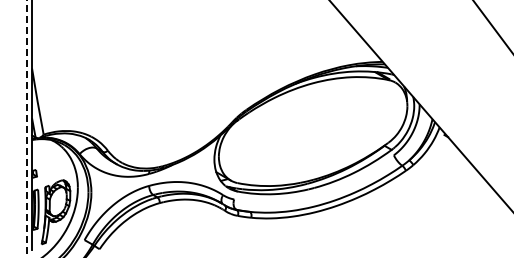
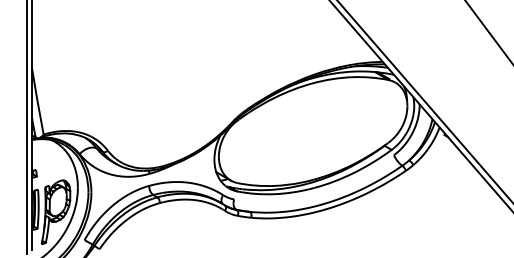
line position: (492, 26) -> (488, 31) (488, 31)
line: none -> present (424, 101)
line: dashed -> solid (26, 126)
